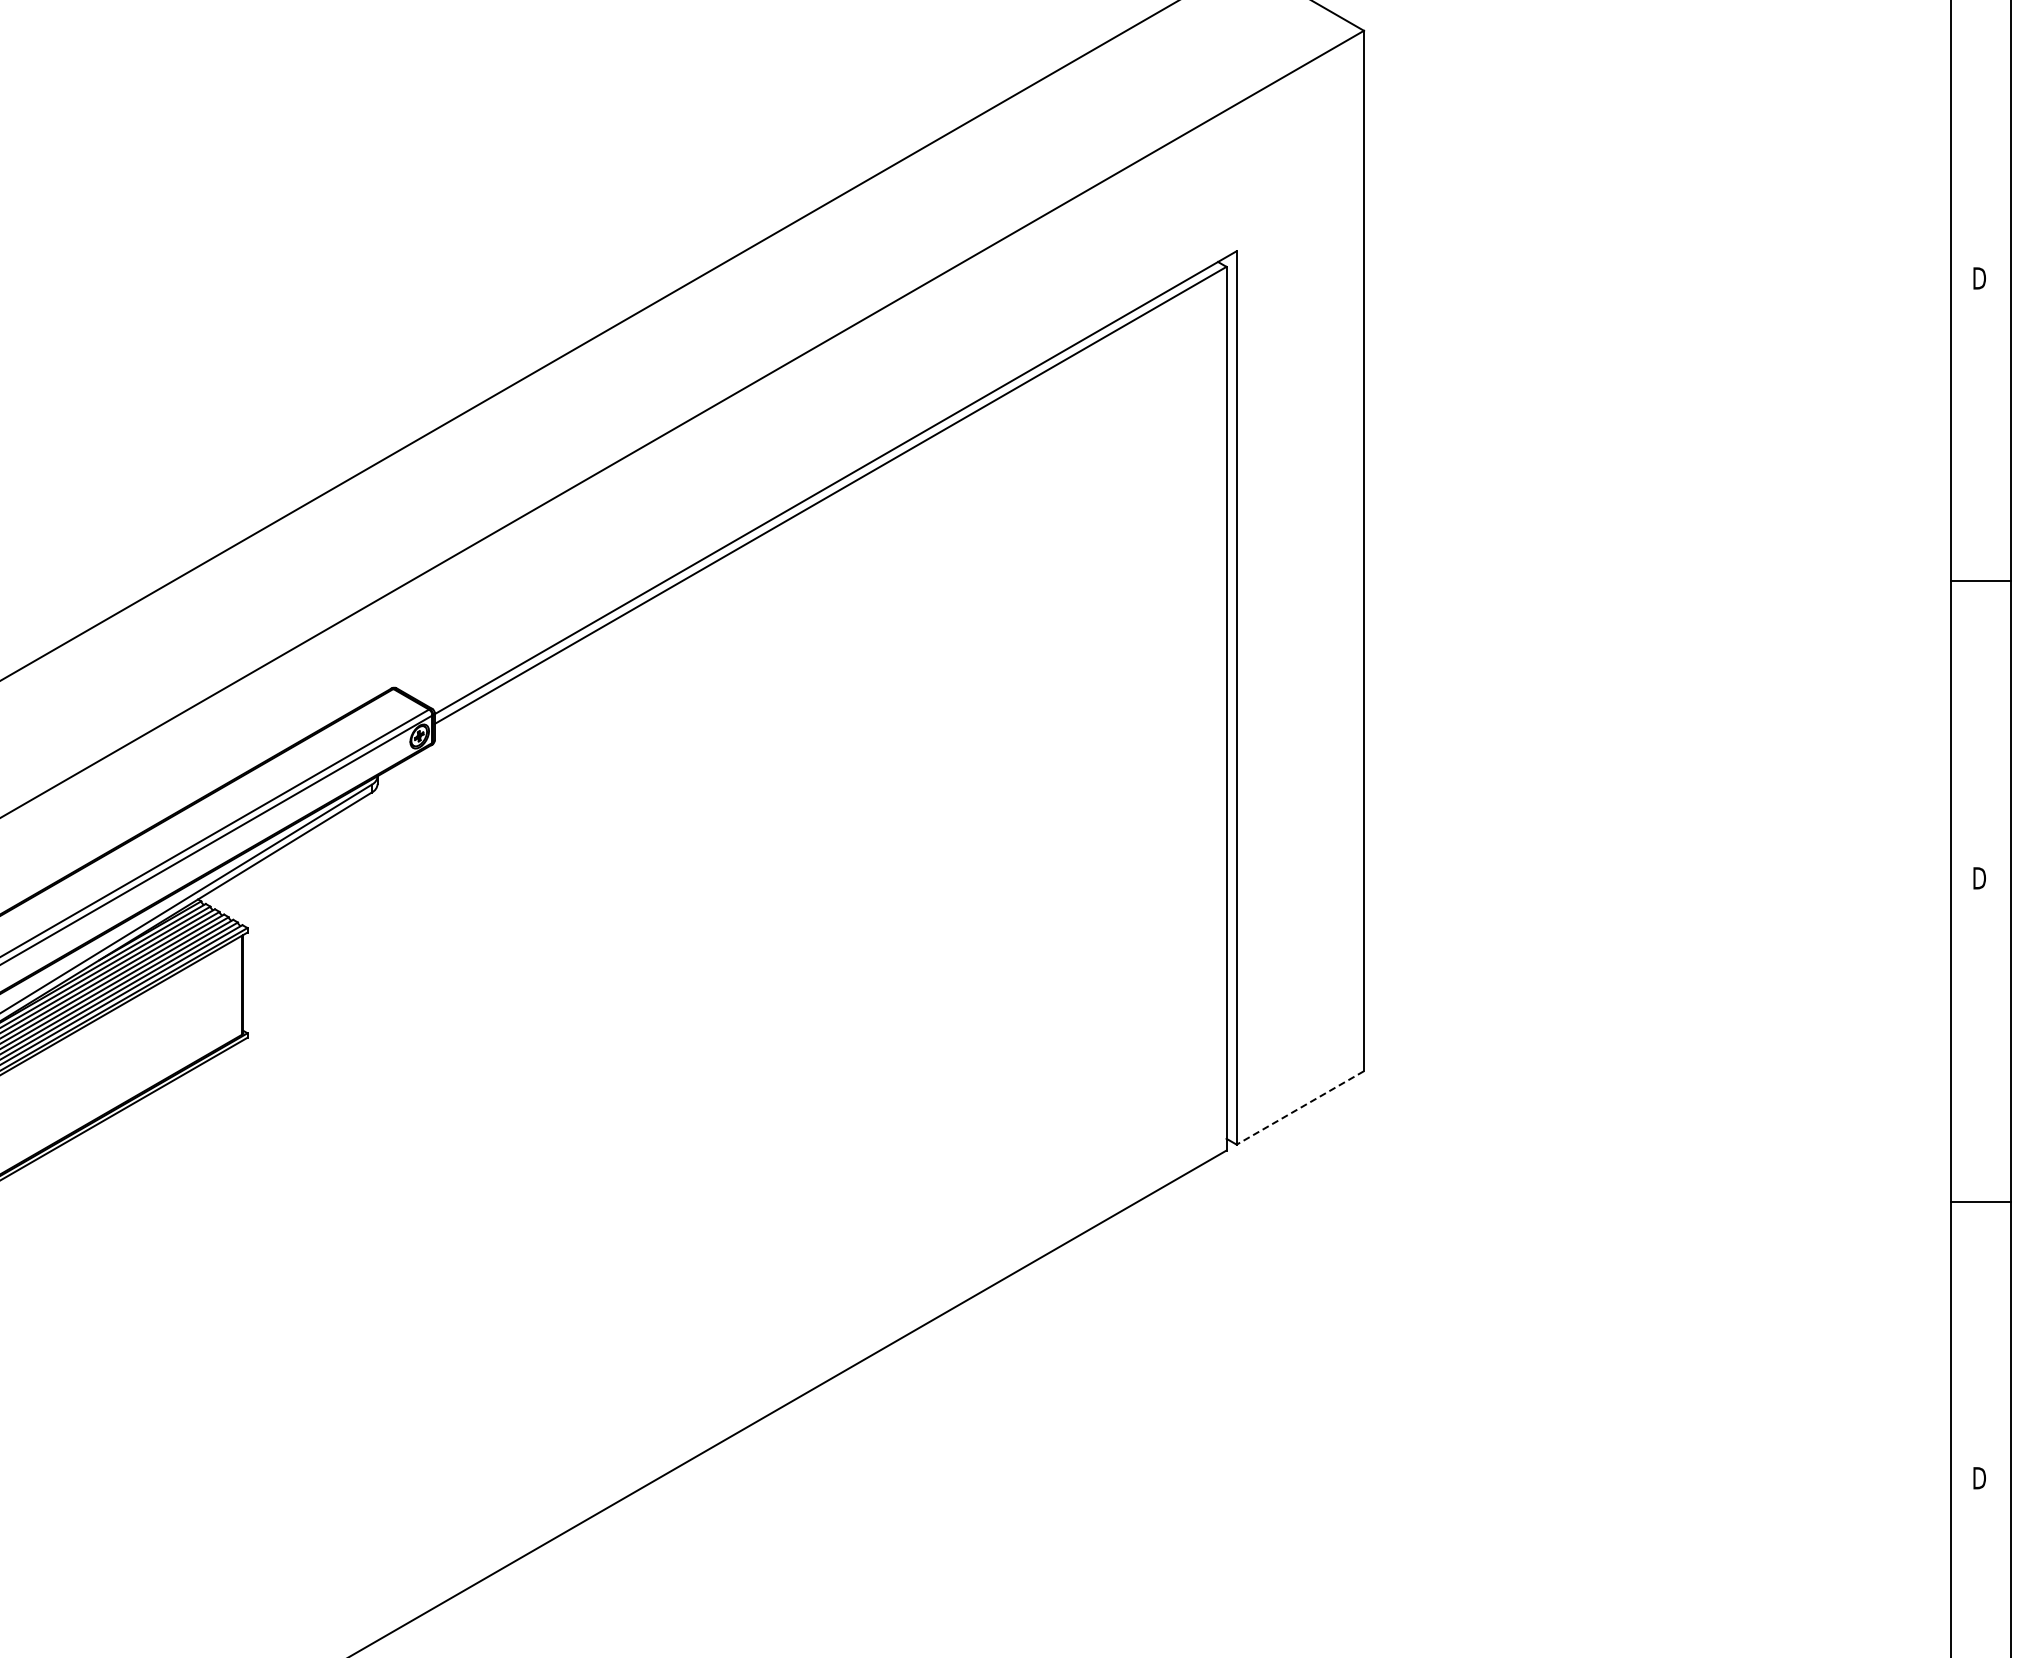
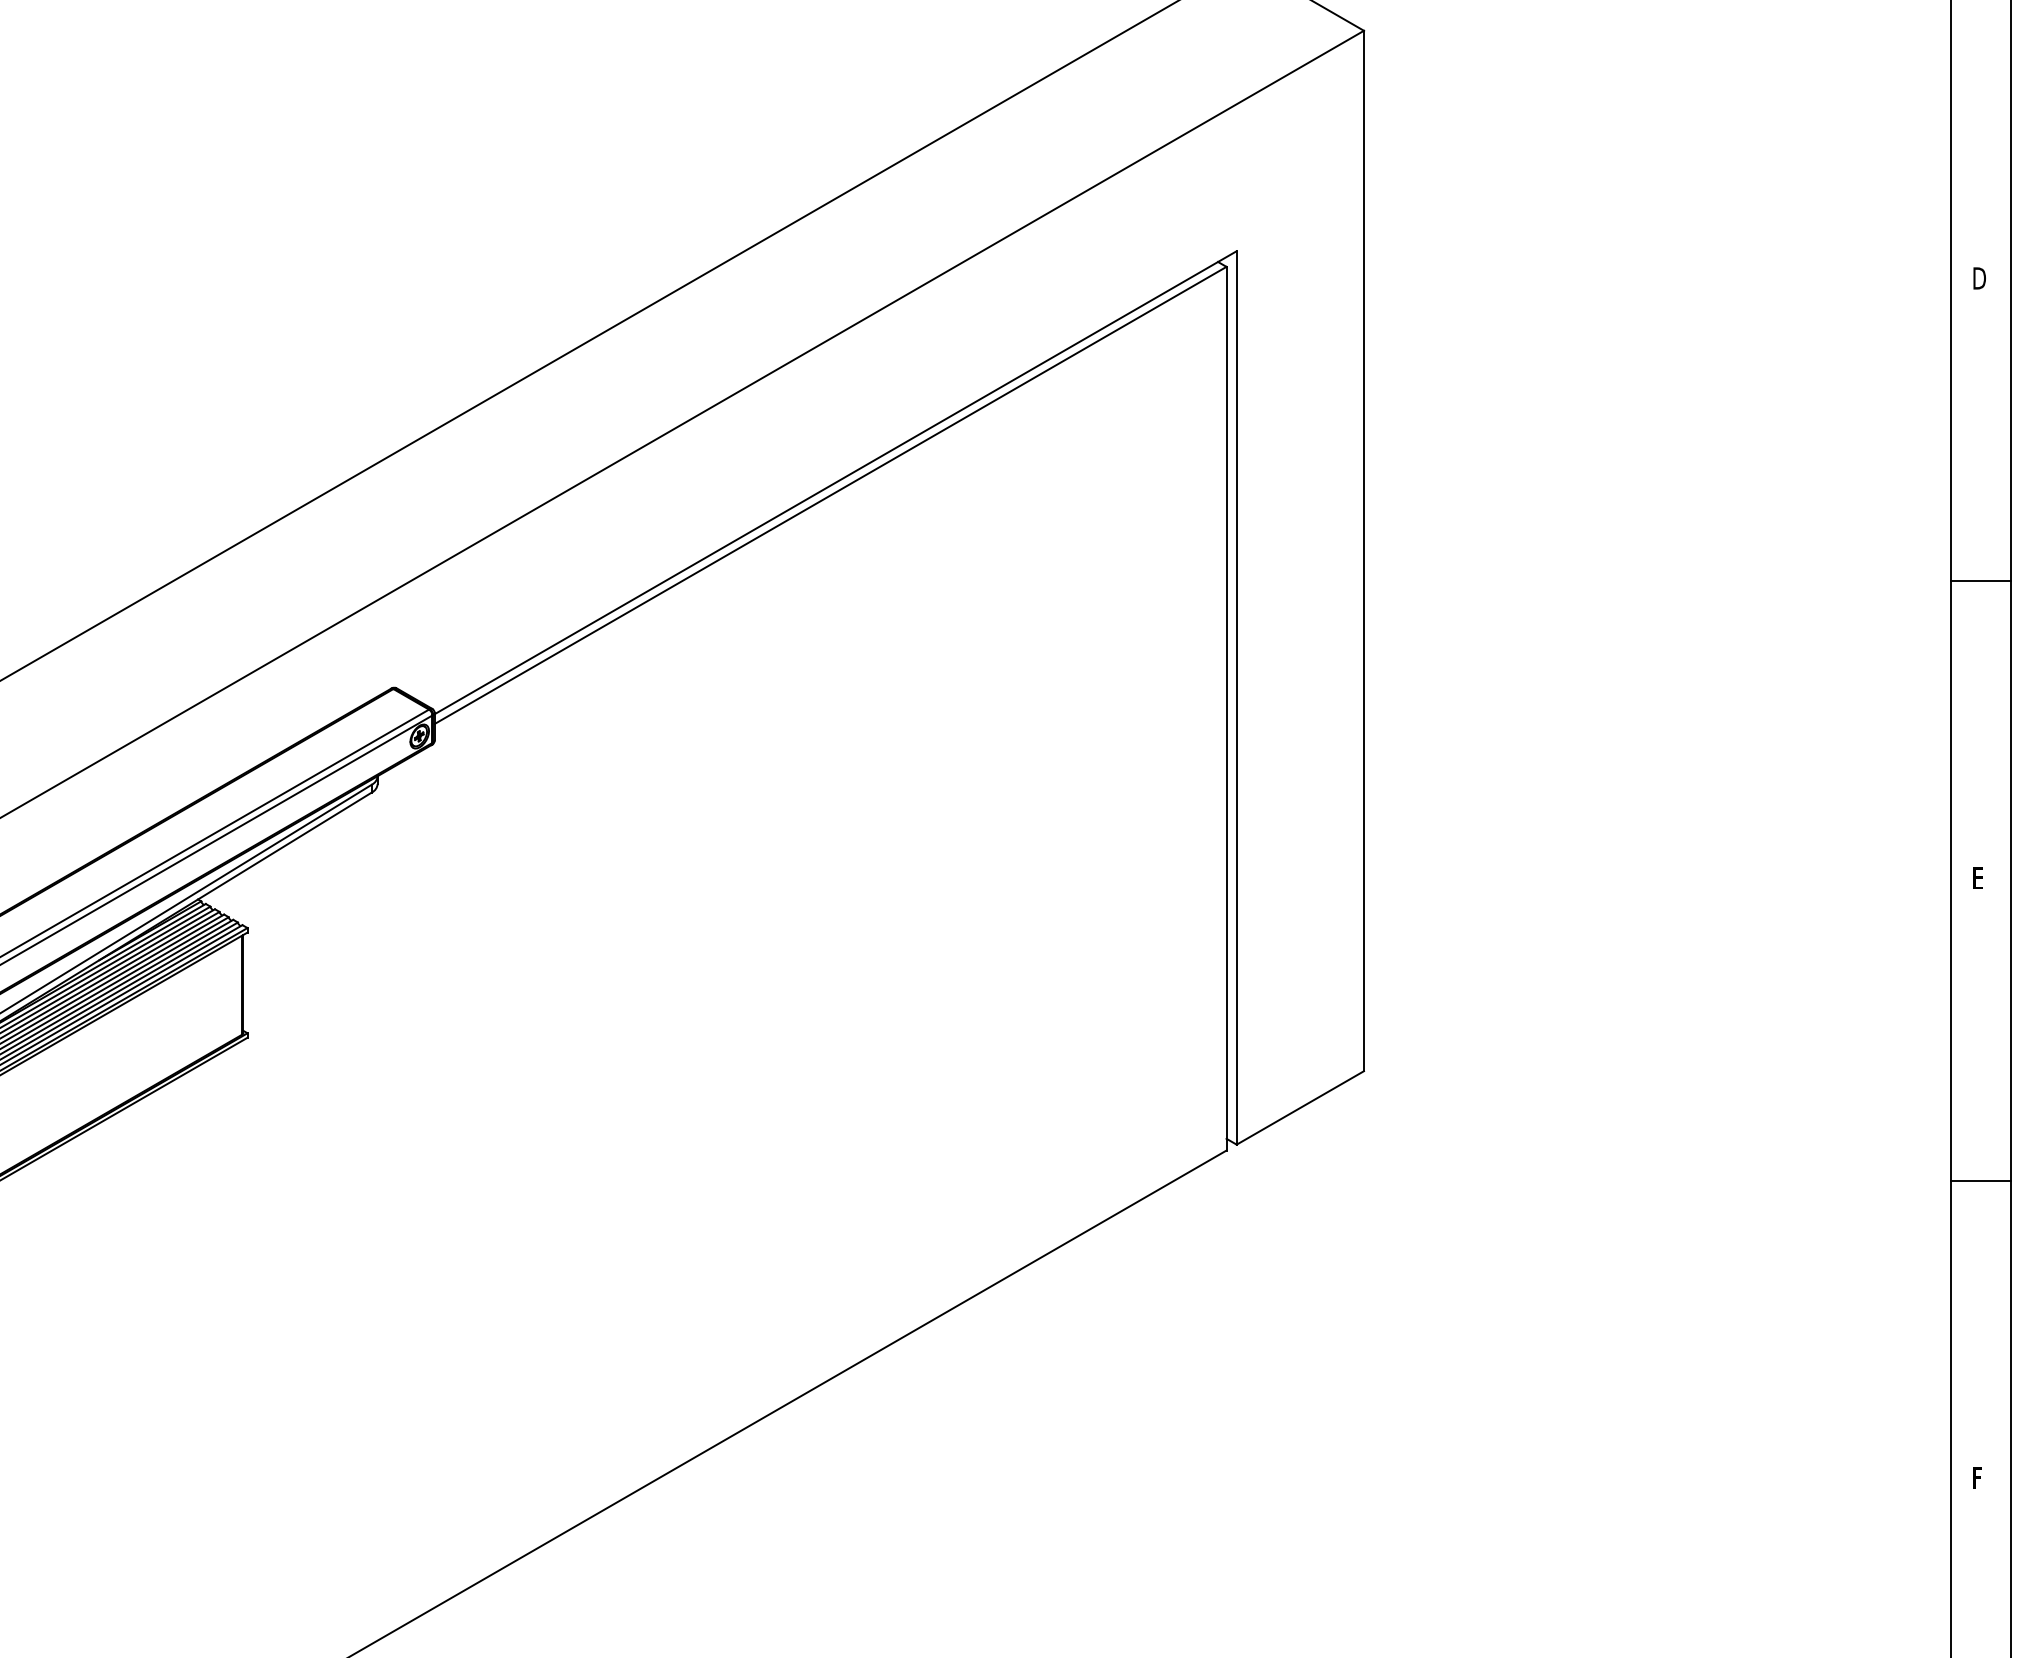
text: D -> E (1979, 878)
line: dashed -> solid (1299, 1108)
line position: (1981, 1202) -> (1981, 1181) (1981, 1181)
text: D -> F (1979, 1478)
